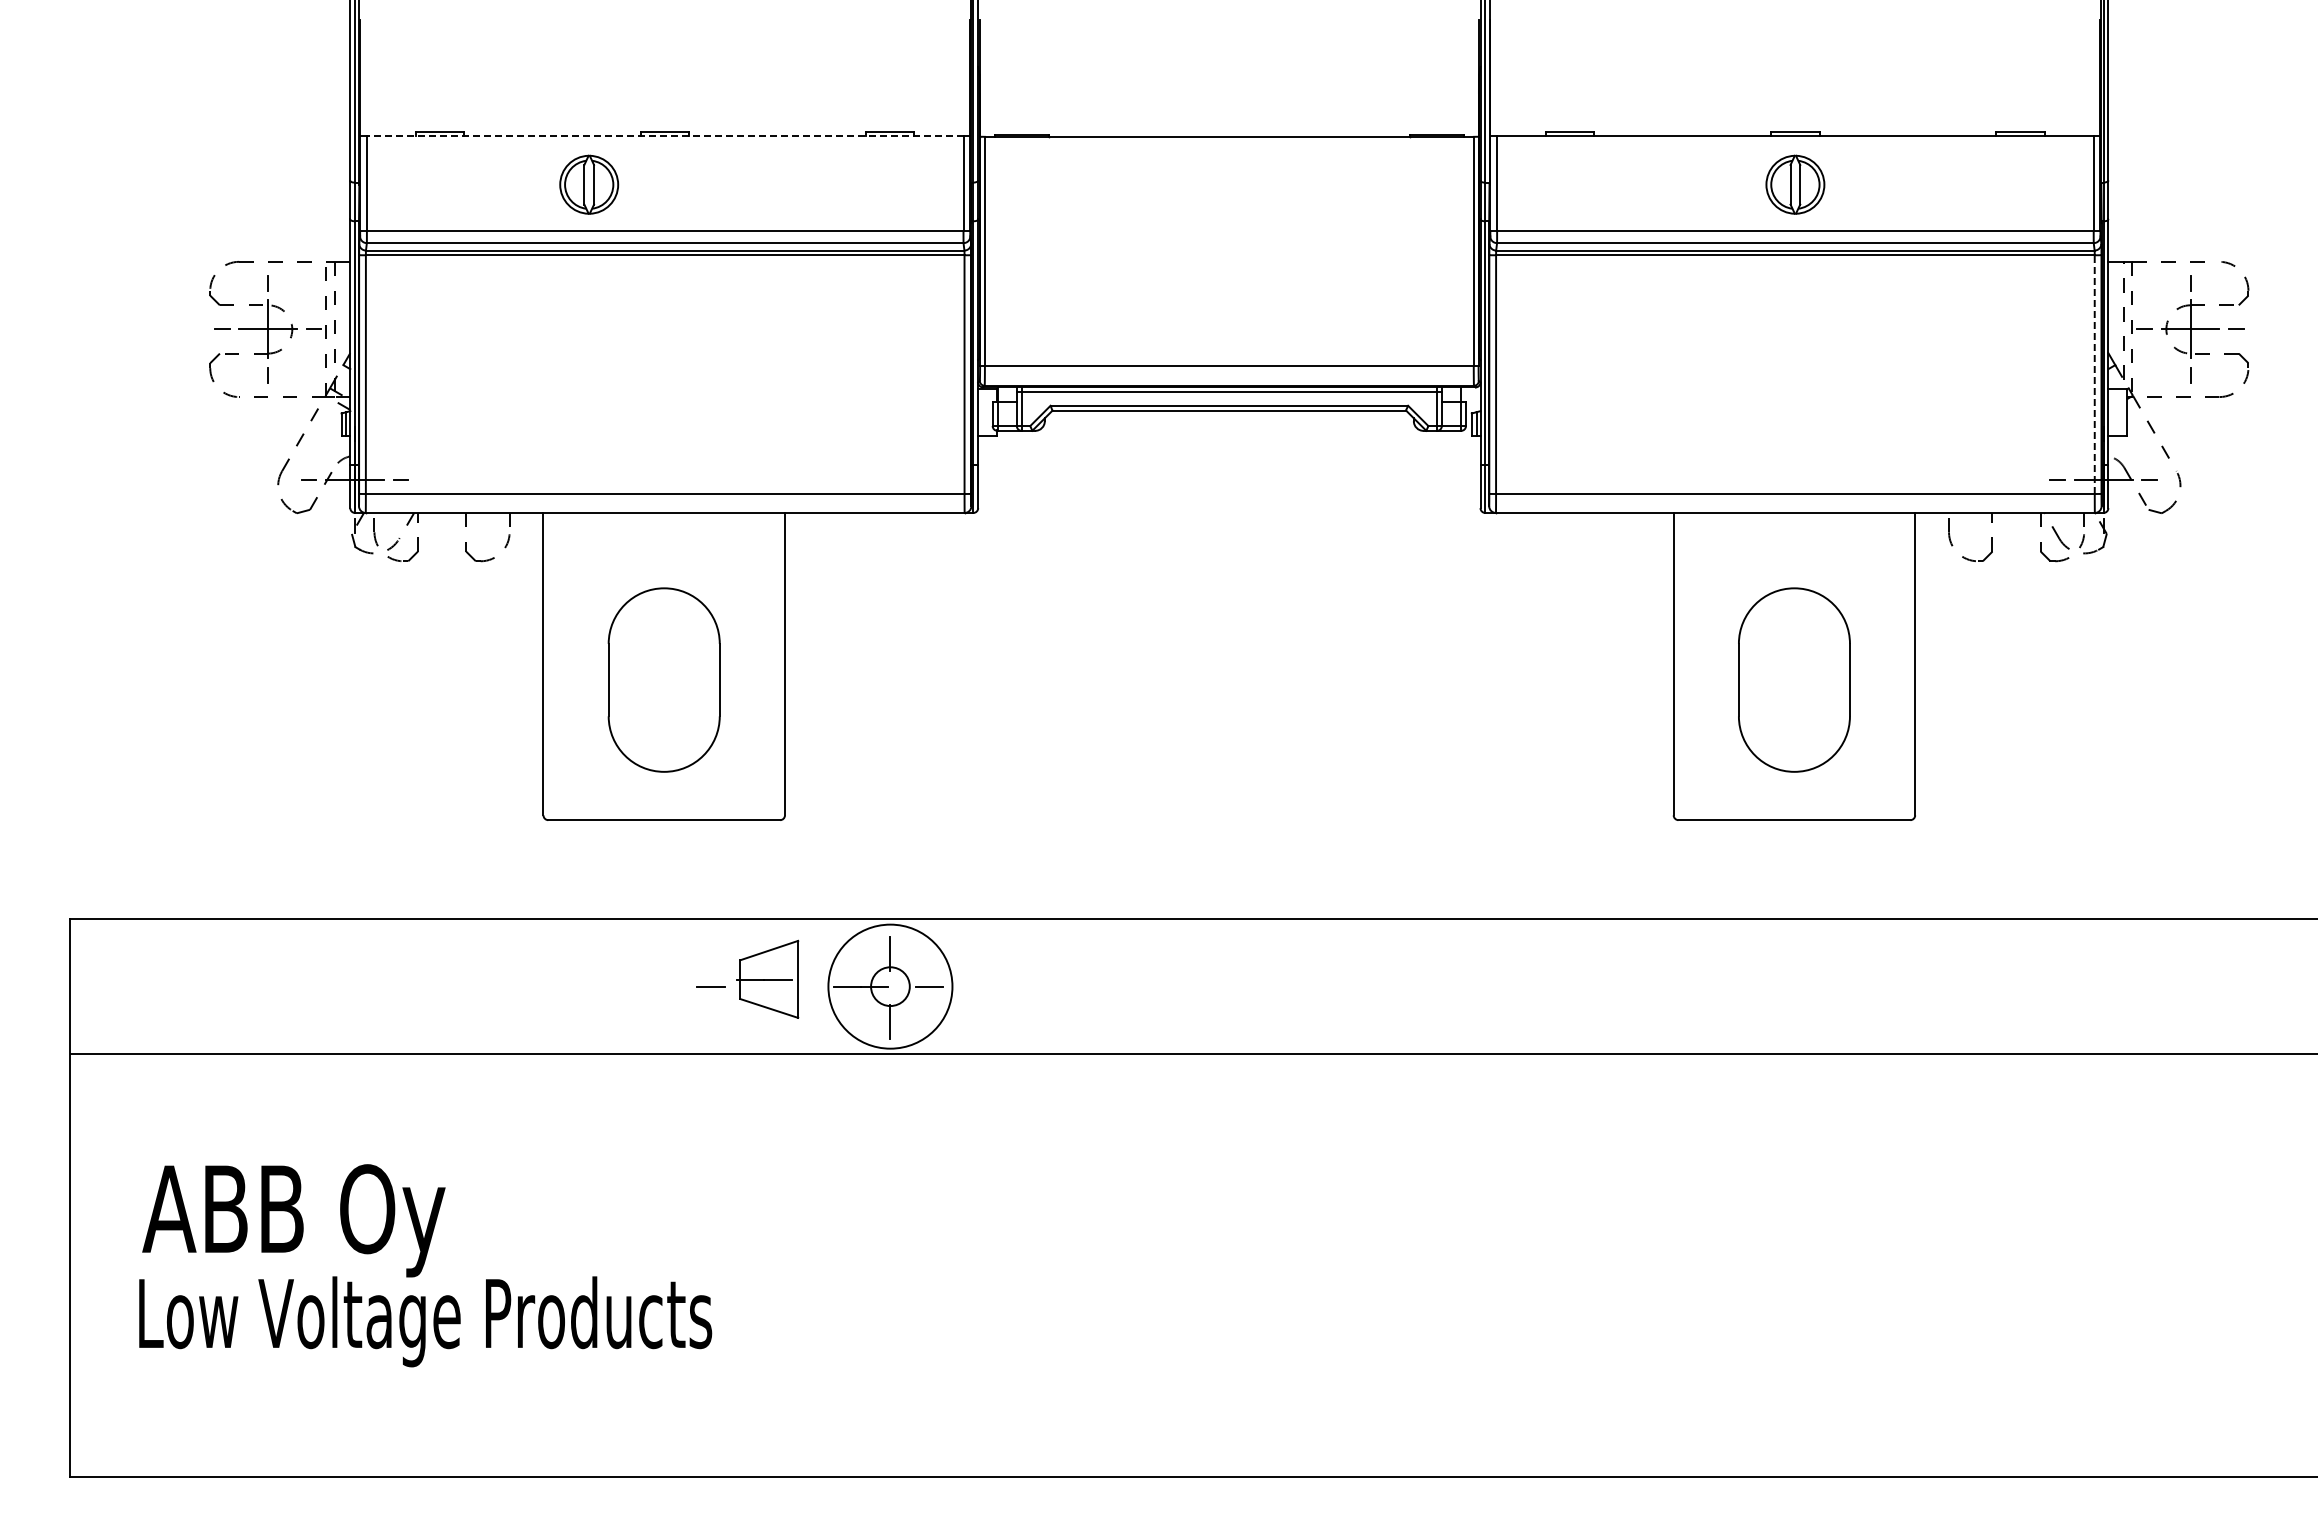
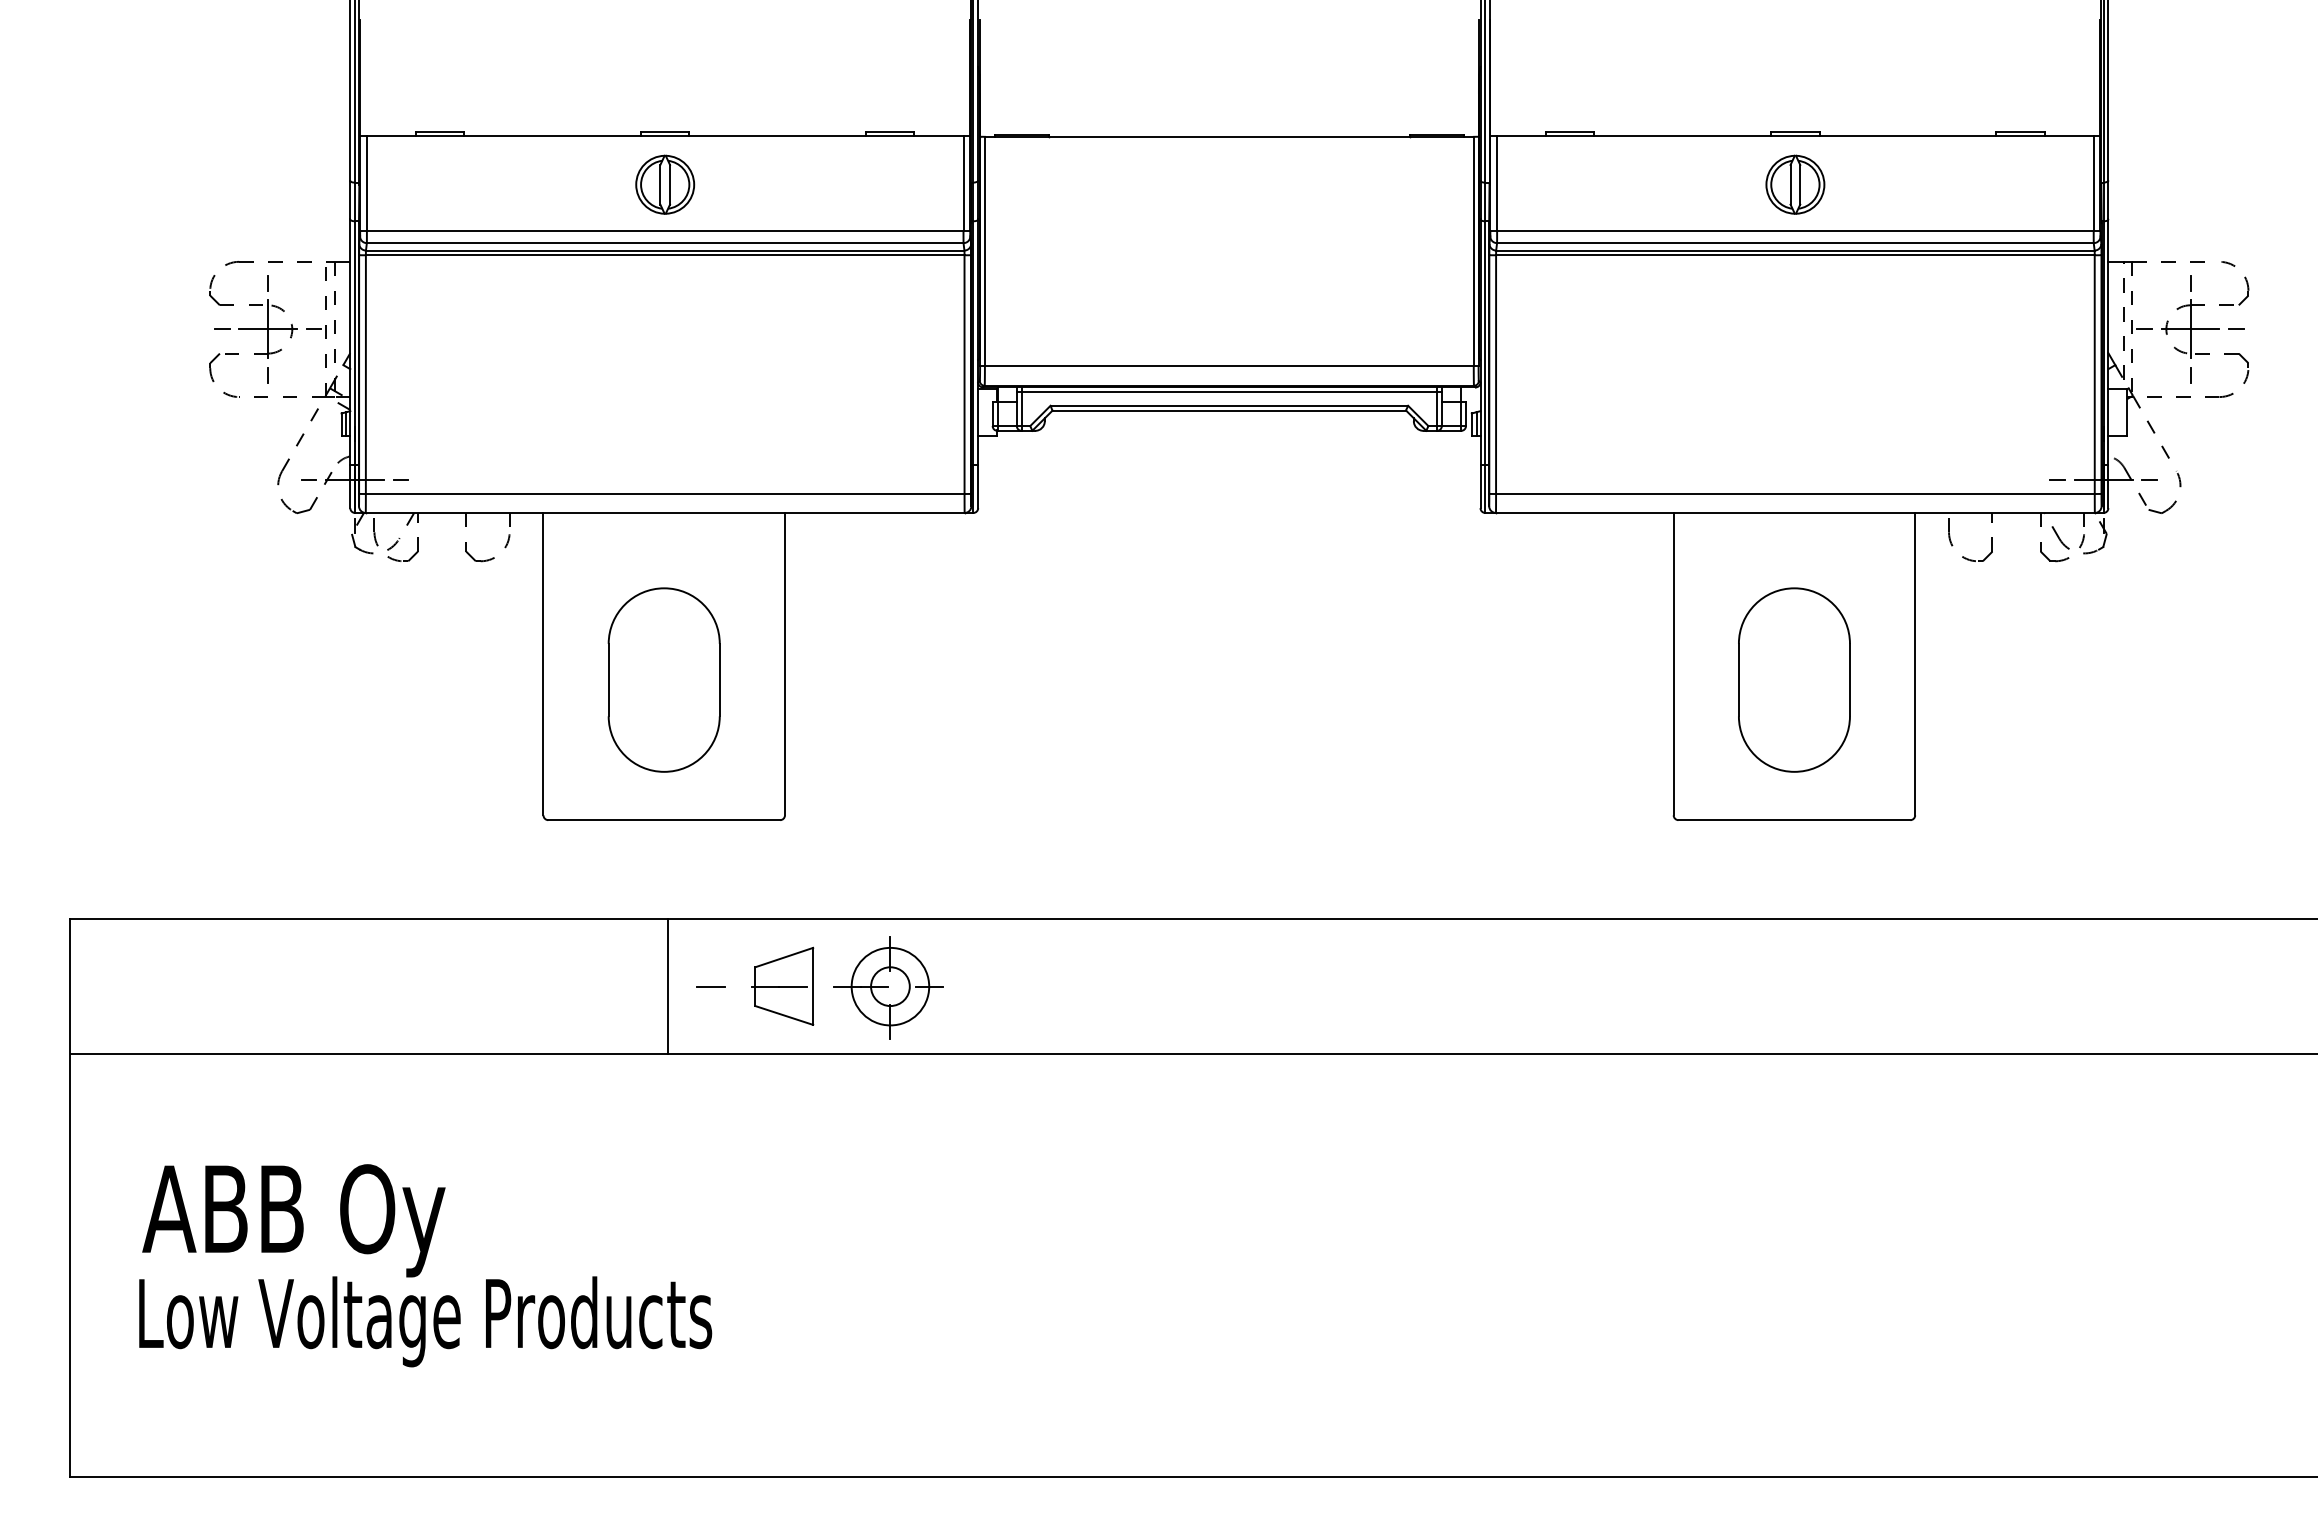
line: dashed -> solid (664, 136)
part position: (589, 184) -> (665, 184) (665, 184)
line: dashed -> solid (2094, 374)
part position: (767, 978) -> (782, 985) (782, 985)
line: none -> present (668, 986)
circle diameter: 124 px -> 78 px (890, 986)
